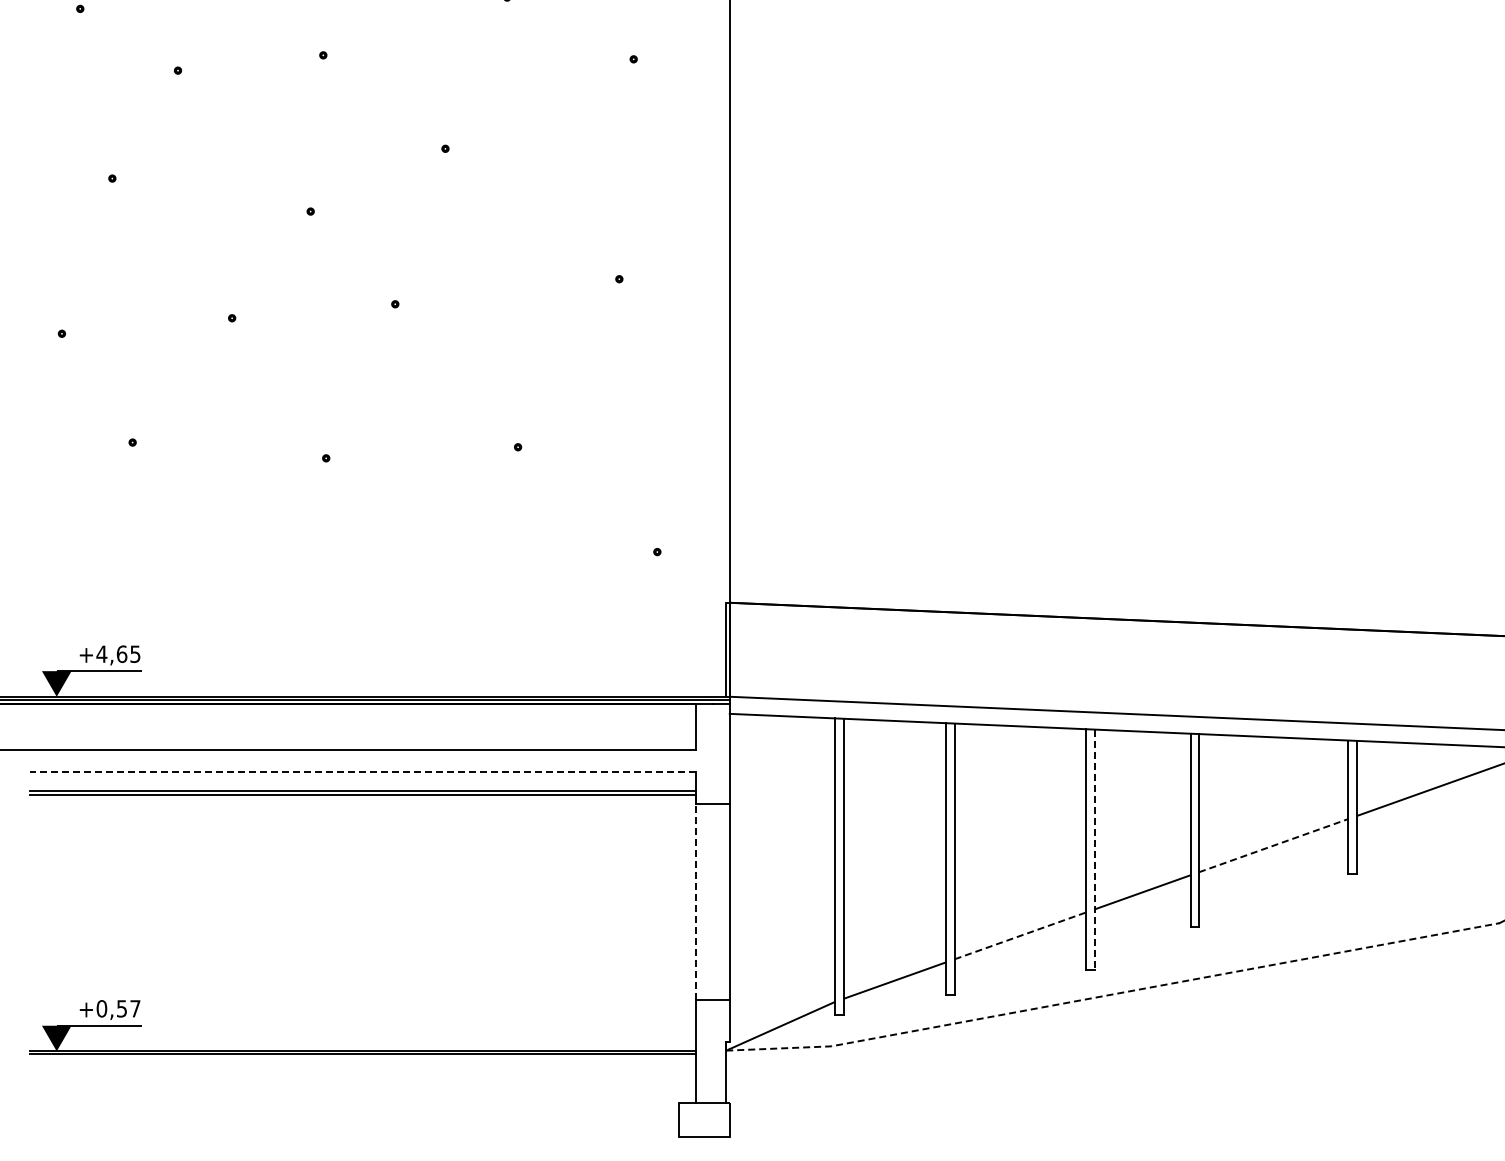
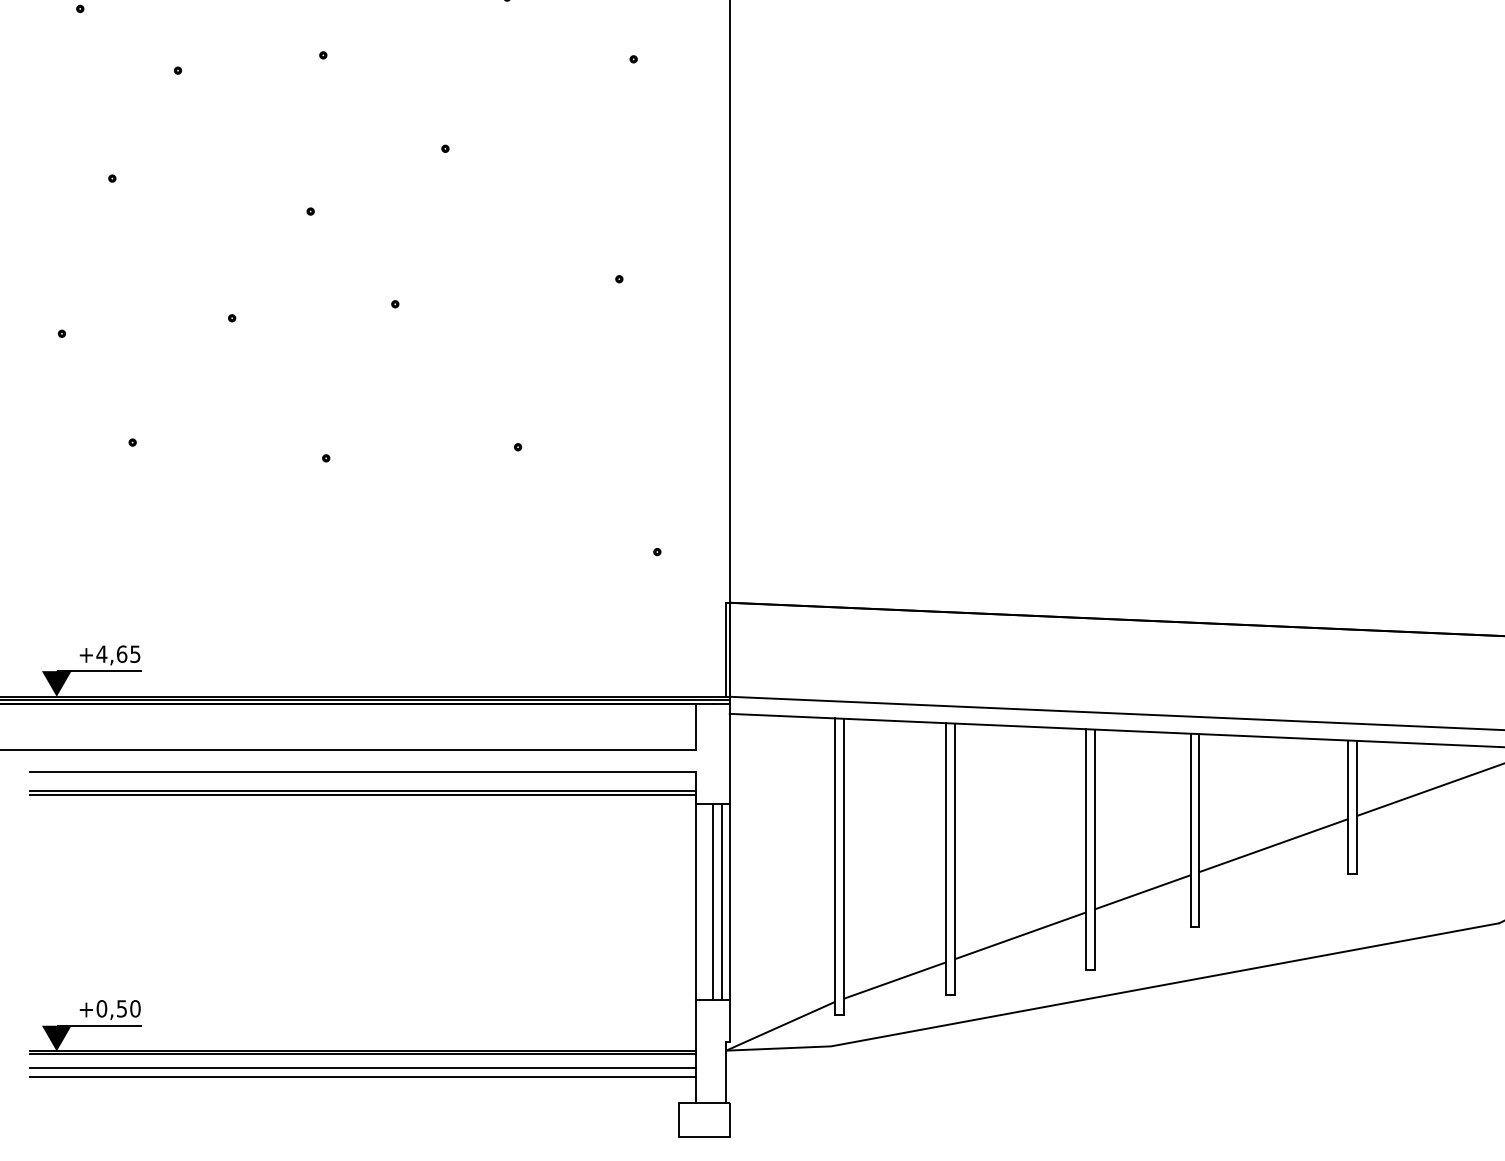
line: dashed -> solid (362, 772)
line: dashed -> solid (1274, 845)
line: dashed -> solid (1094, 850)
line: dashed -> solid (696, 901)
line: none -> present (713, 901)
line: none -> present (721, 901)
line: dashed -> solid (1020, 935)
line: dashed -> solid (1113, 994)
text: +0,57 -> +0,50 (135, 1008)
line: none -> present (362, 1068)
line: none -> present (362, 1077)
